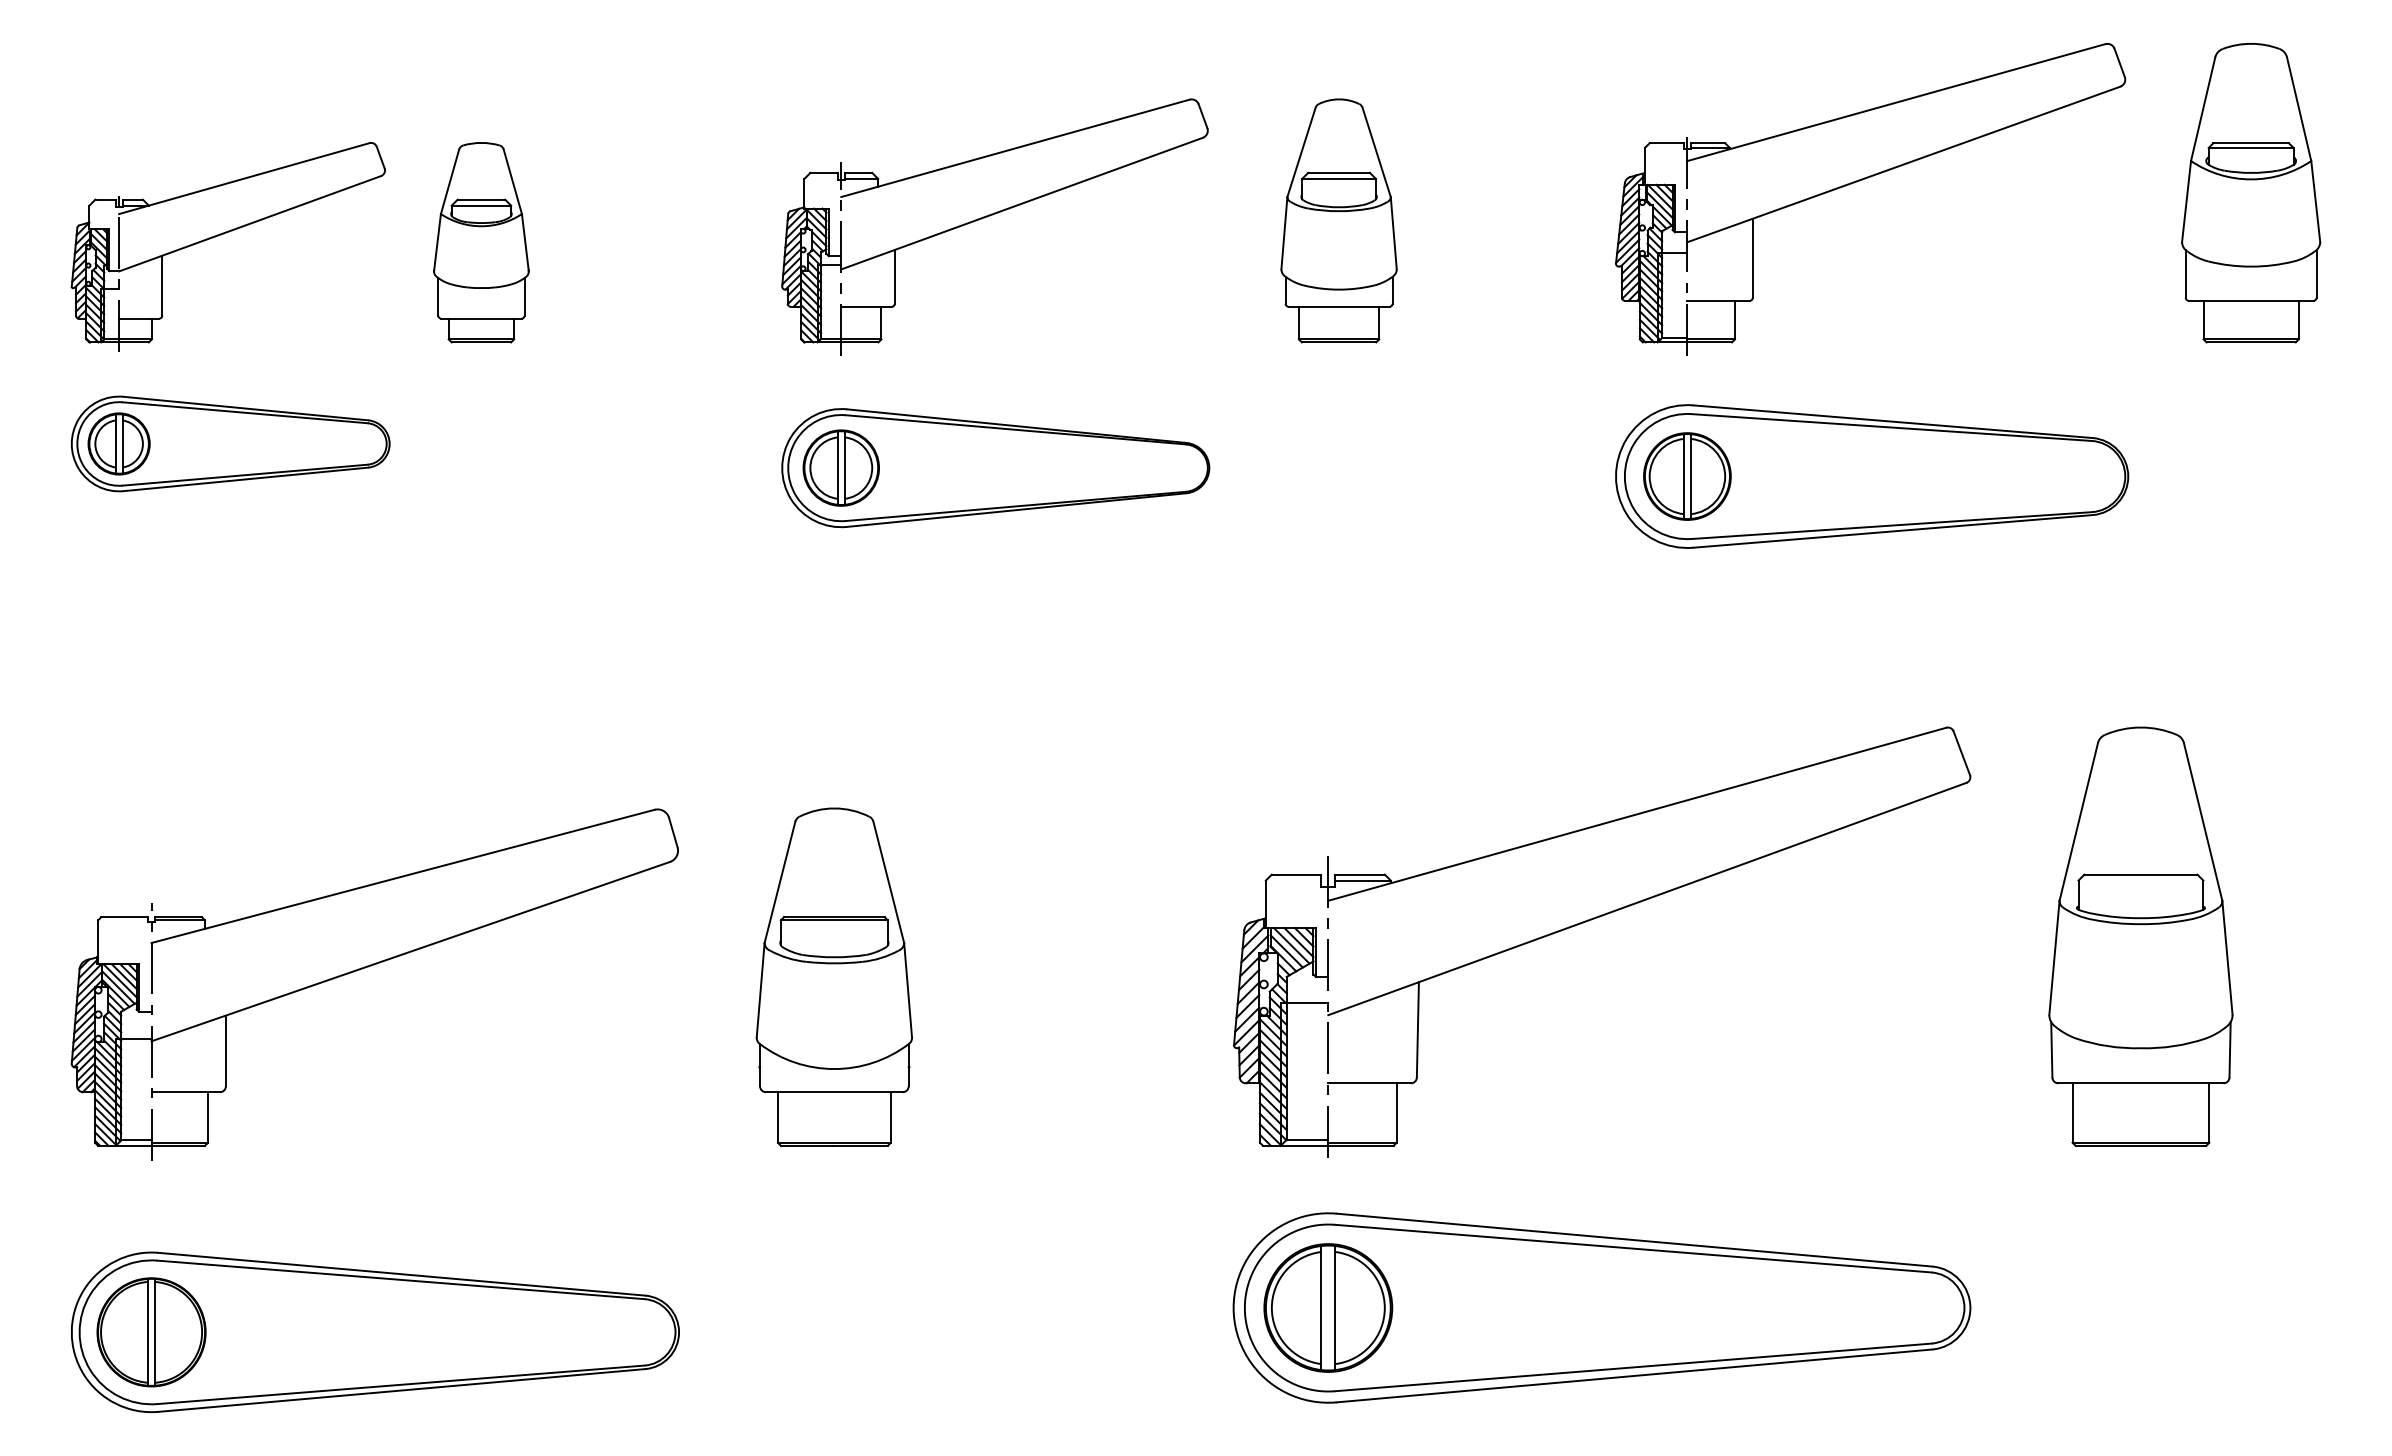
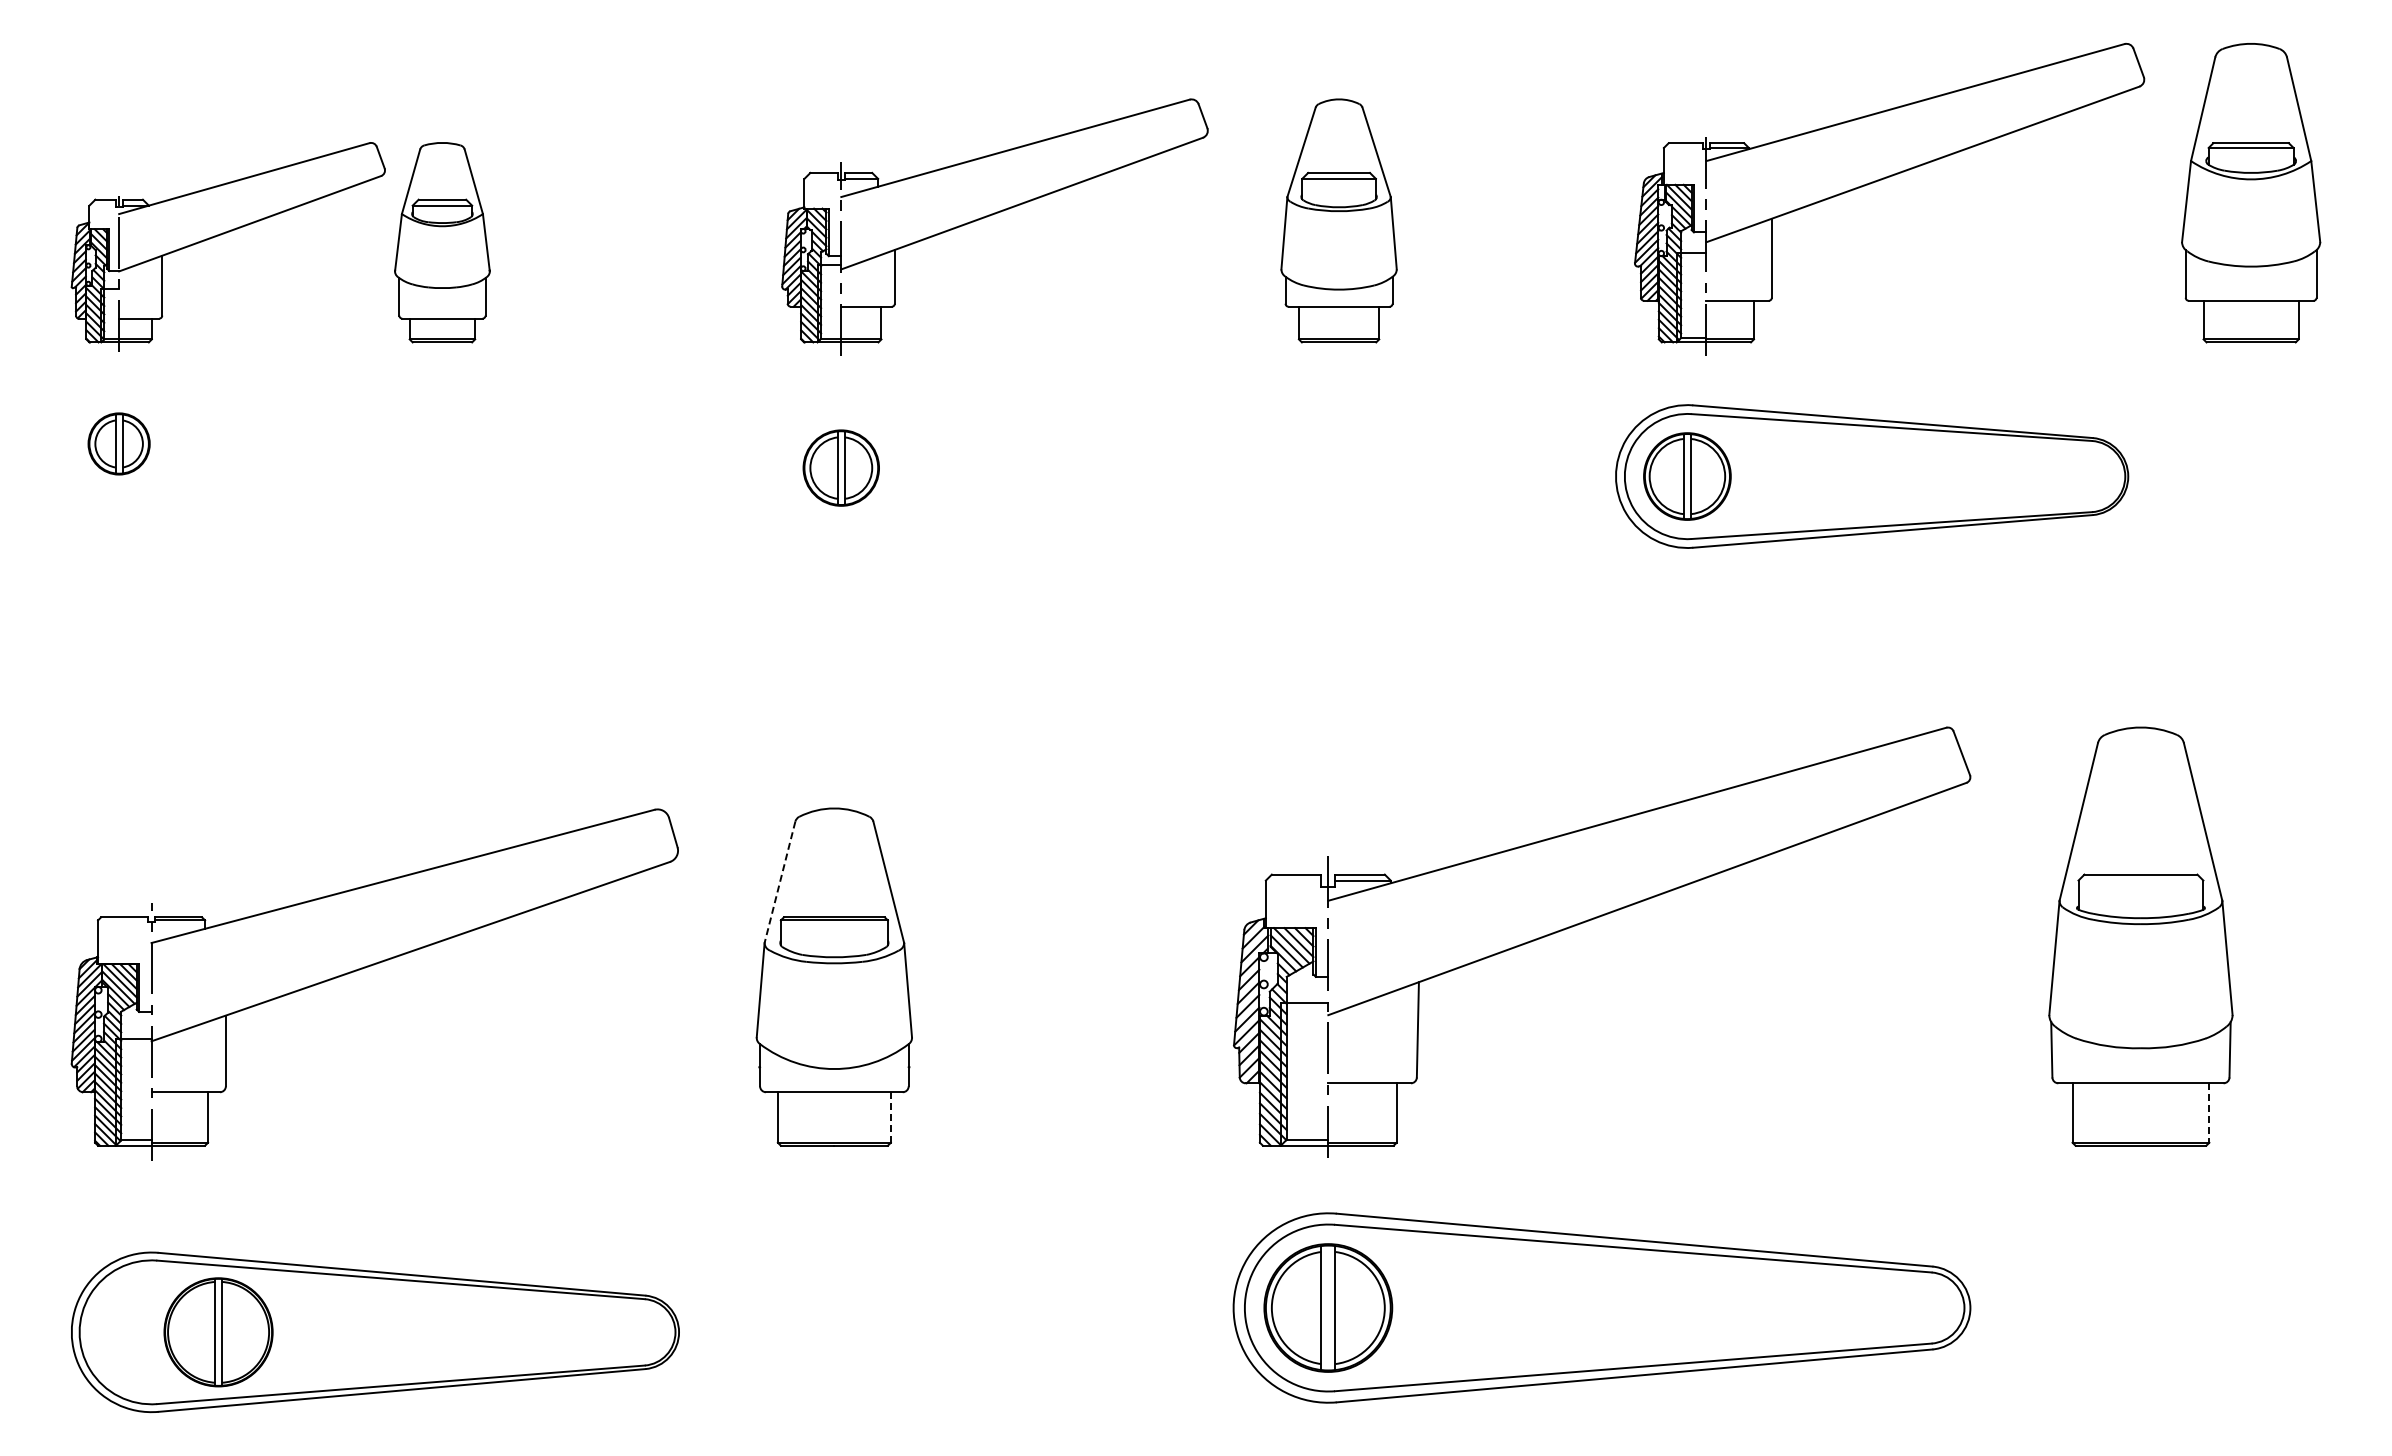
part position: (1865, 179) -> (1884, 179) (1884, 179)
part position: (481, 242) -> (442, 242) (442, 242)
part: present -> none (230, 443)
part: present -> none (995, 468)
line: solid -> dashed (779, 882)
line: solid -> dashed (2209, 1113)
line: solid -> dashed (890, 1117)
part position: (151, 1332) -> (218, 1332) (218, 1332)
